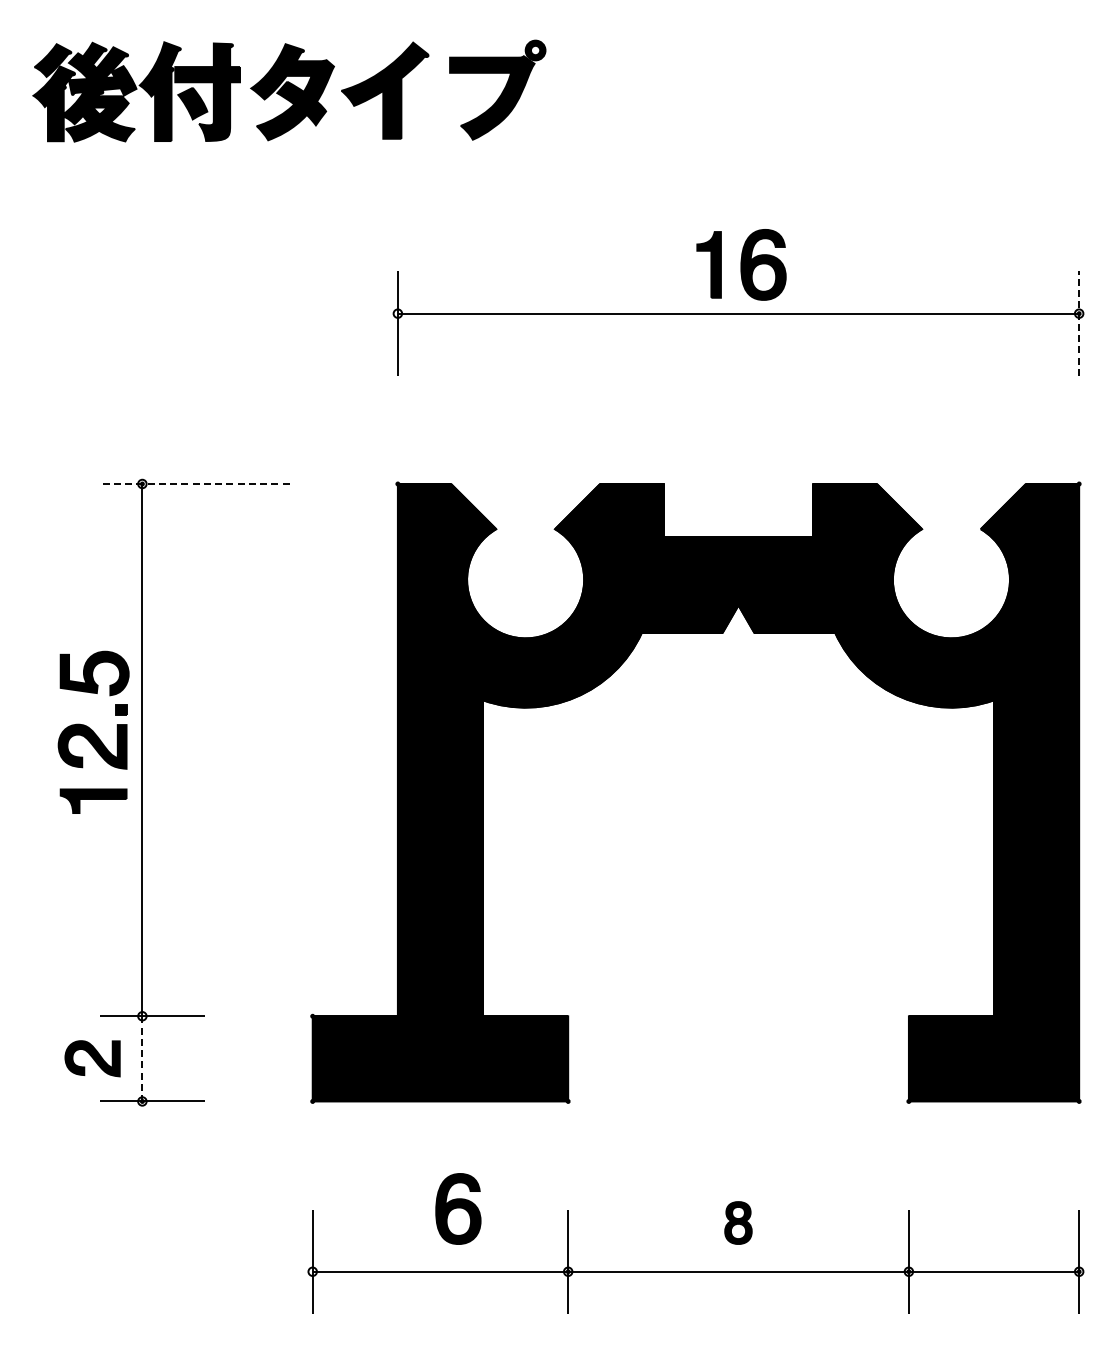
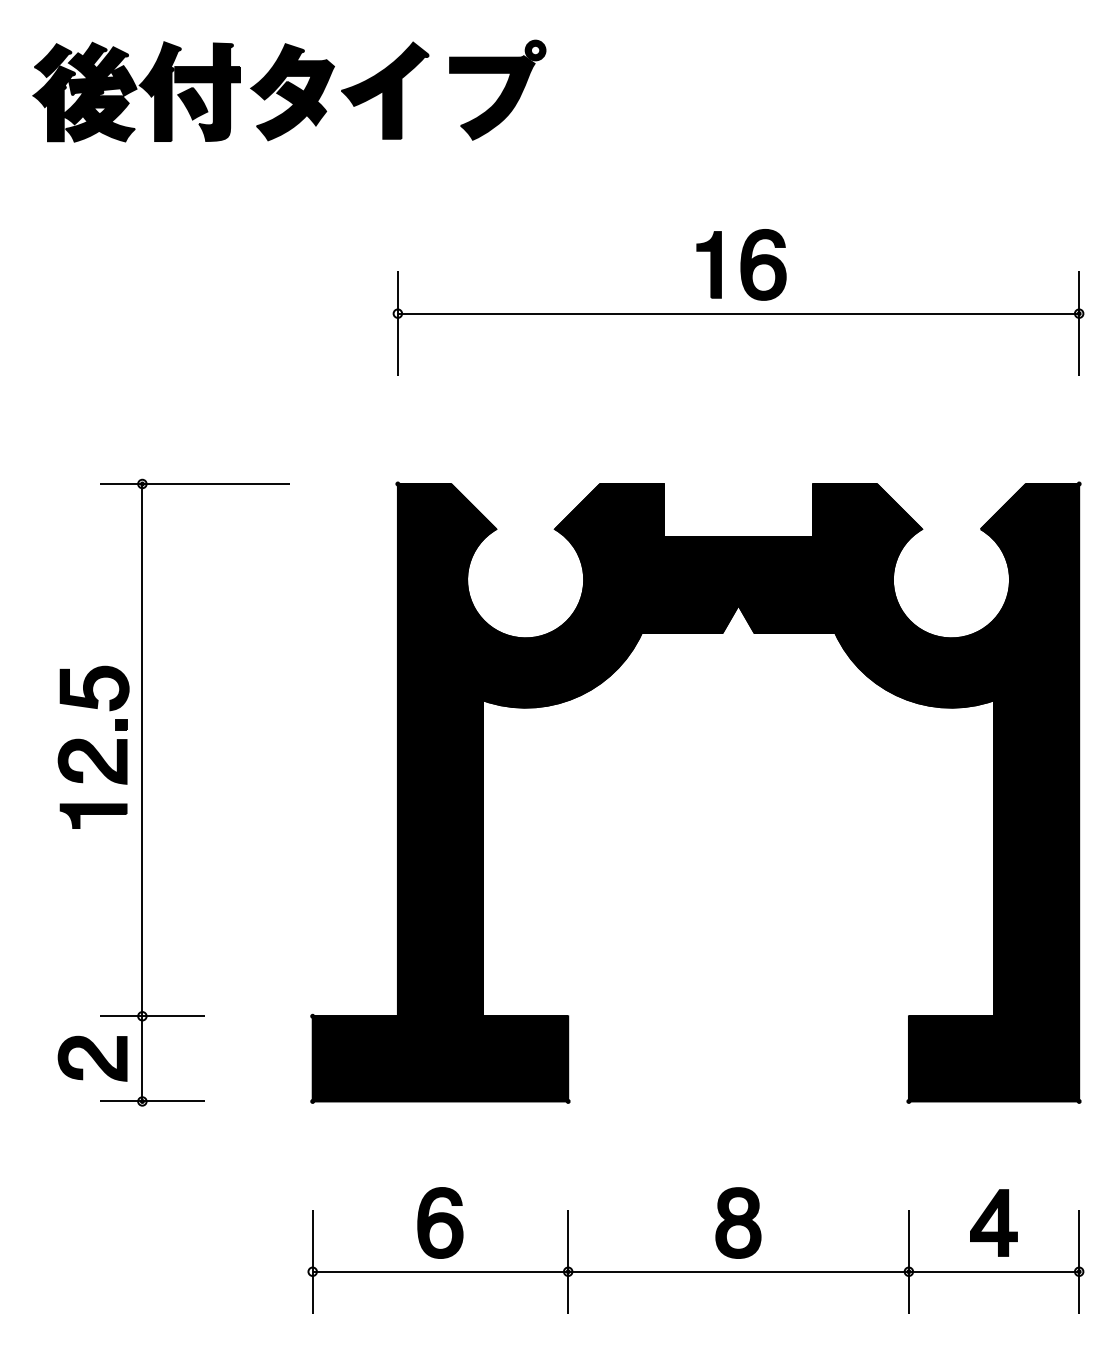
line: dashed -> solid (1079, 322)
line: dashed -> solid (194, 484)
part position: (93, 731) -> (93, 746) (93, 746)
part size: 57x38 px -> 71x47 px (92, 1058)
line: dashed -> solid (142, 1058)
part position: (458, 1208) -> (440, 1222) (440, 1222)
part size: 29x44 px -> 47x72 px (738, 1222)
part: none -> present (993, 1222)
